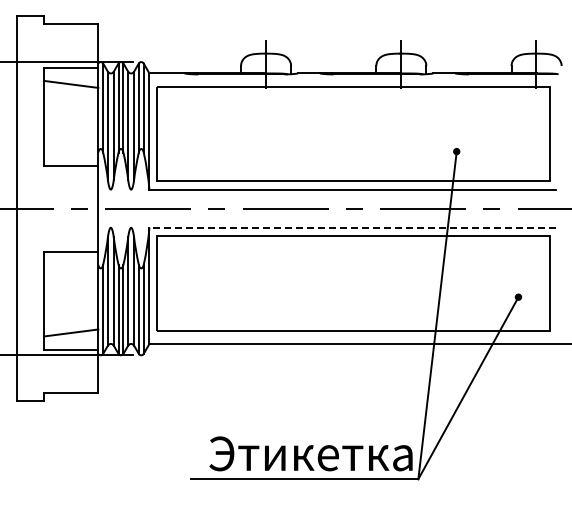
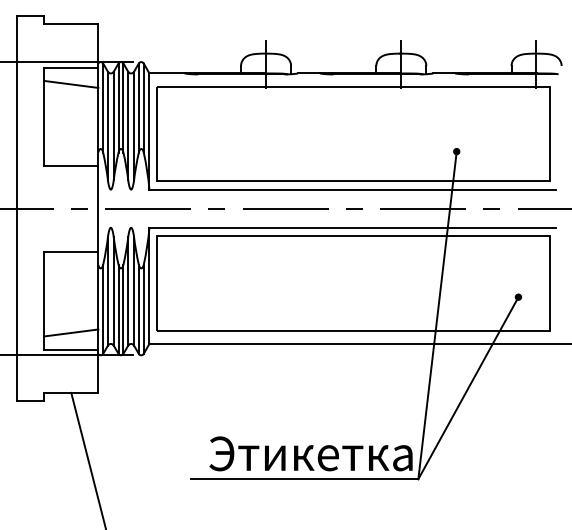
line: dashed -> solid (351, 227)
line: none -> present (88, 459)
